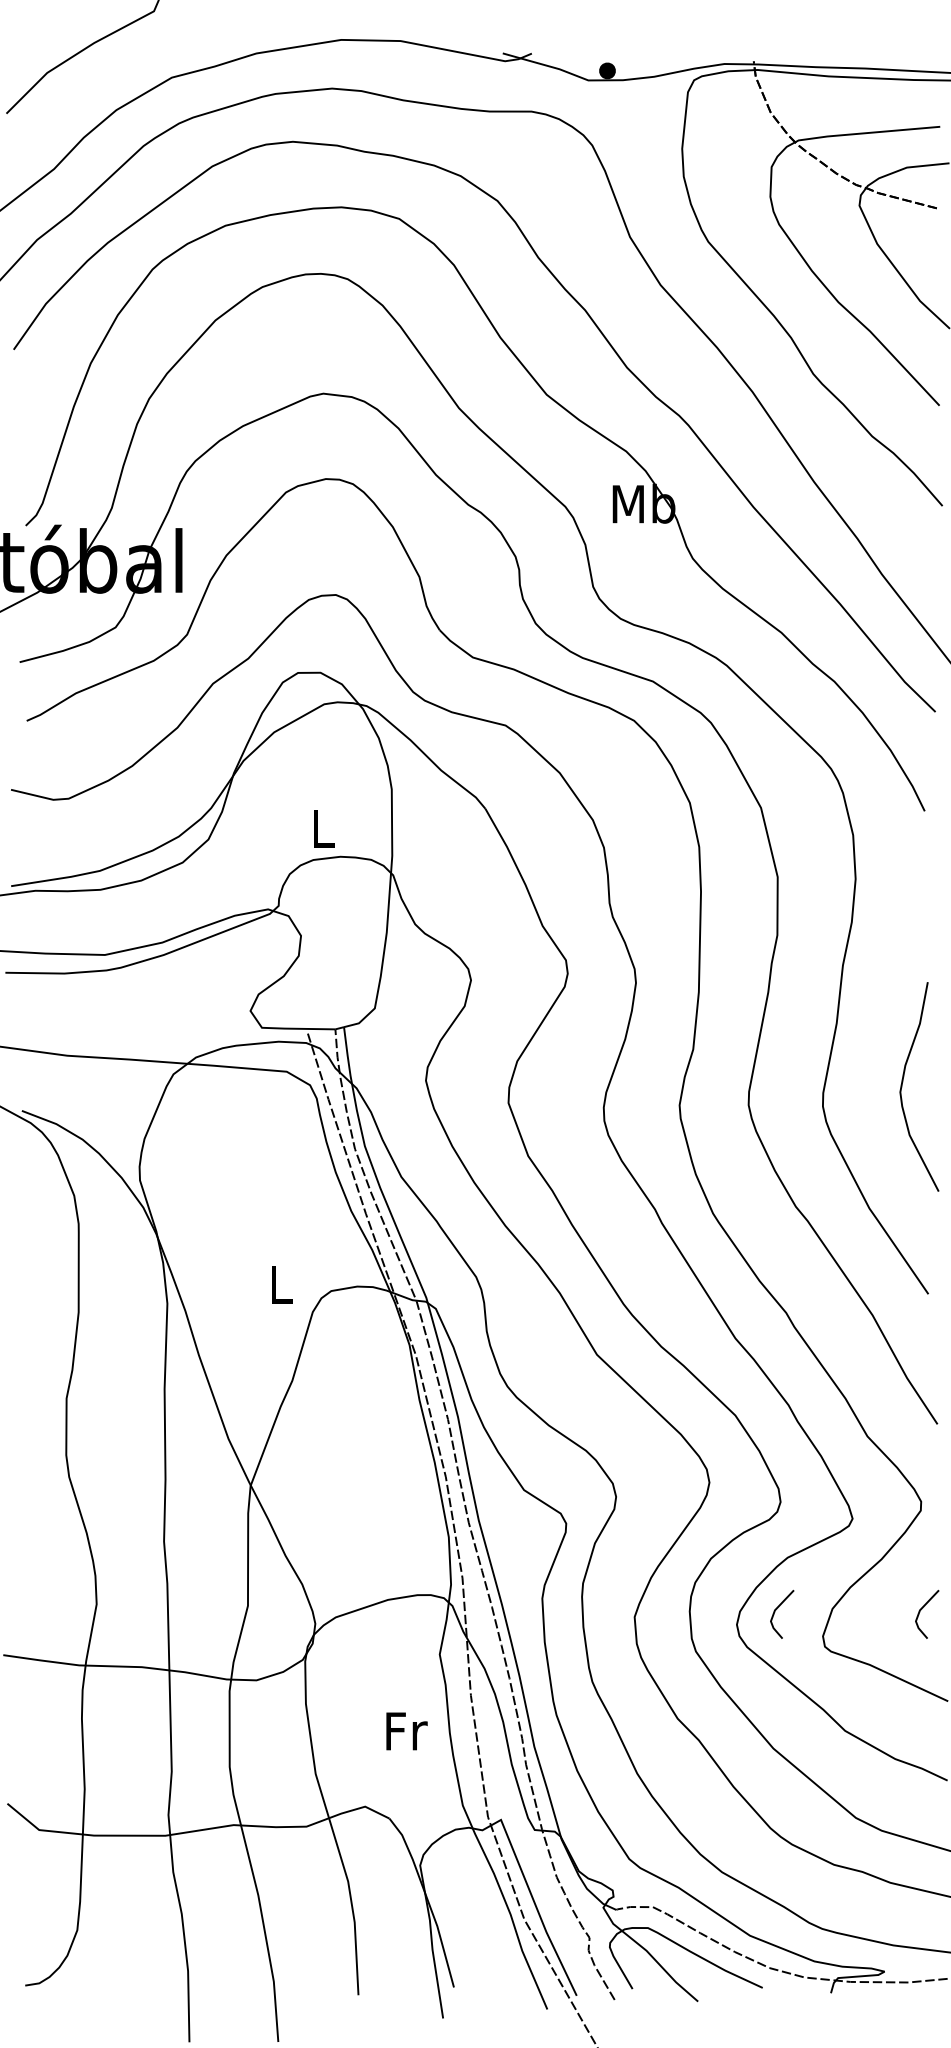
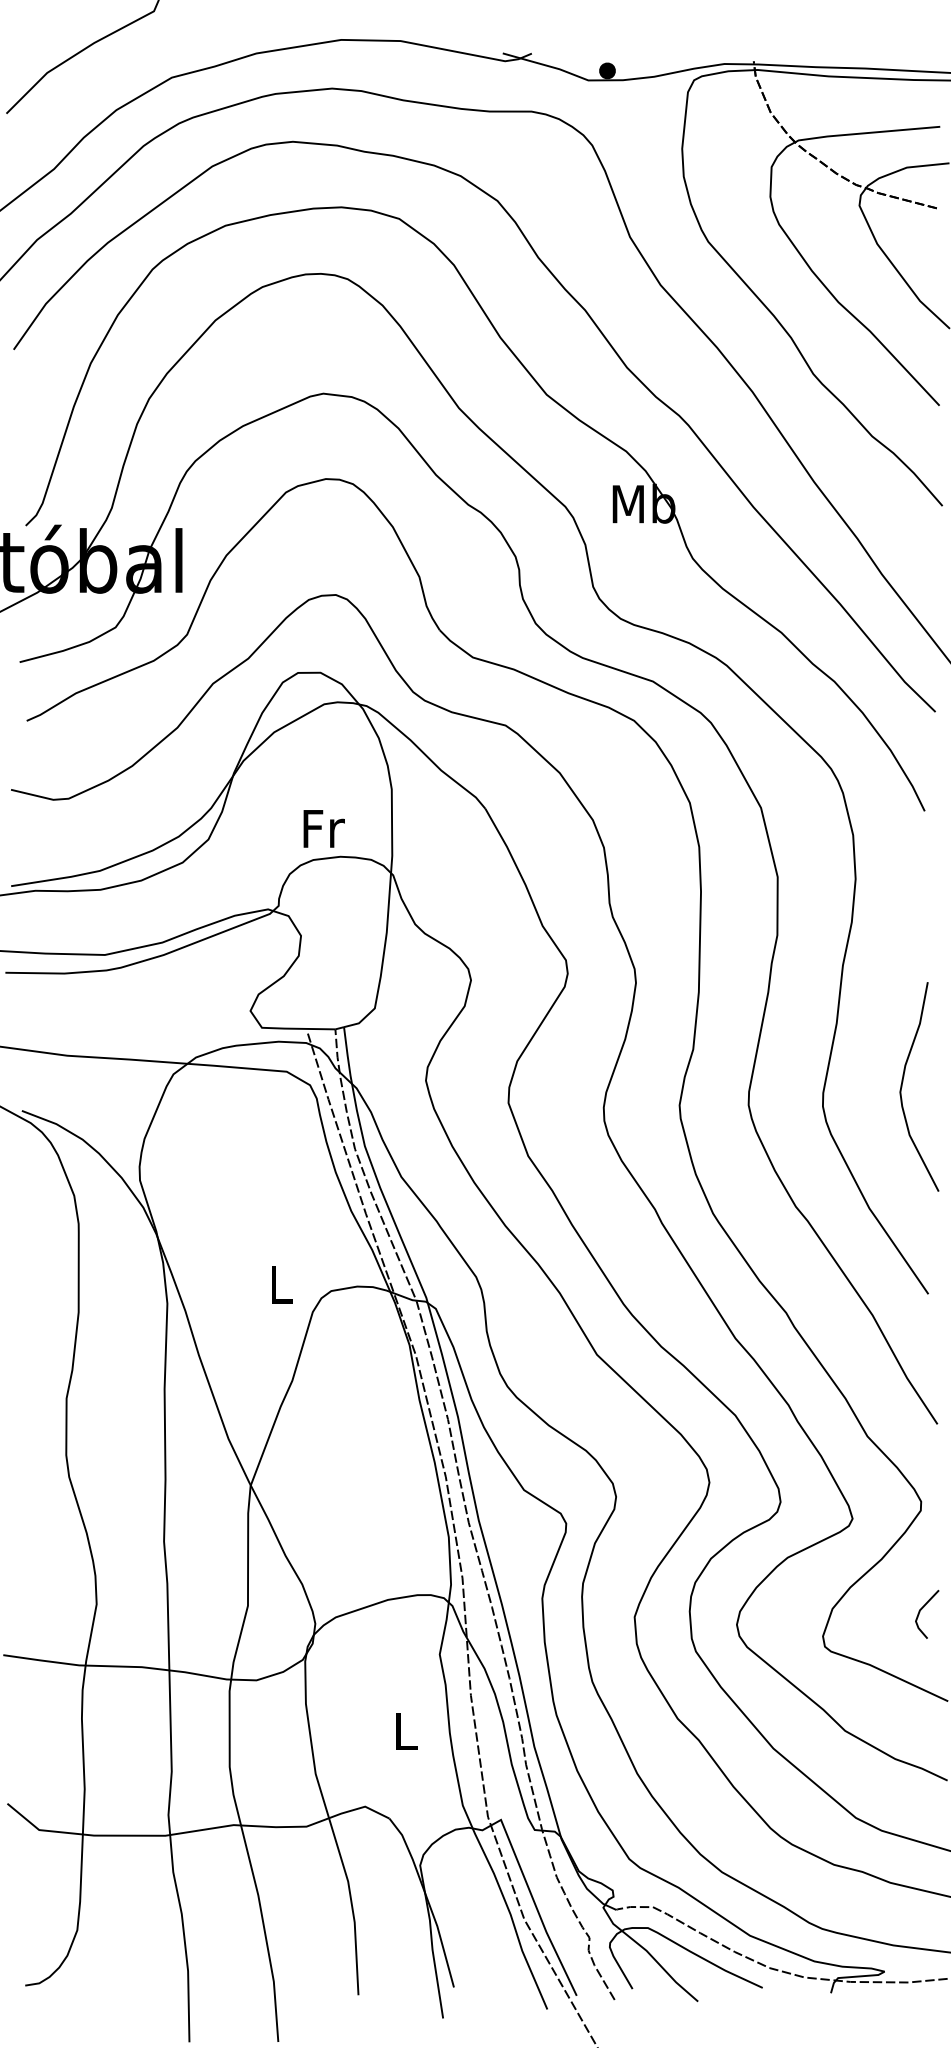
text: L -> Fr (323, 828)
line: present -> none (778, 1608)
text: Fr -> L (406, 1731)
